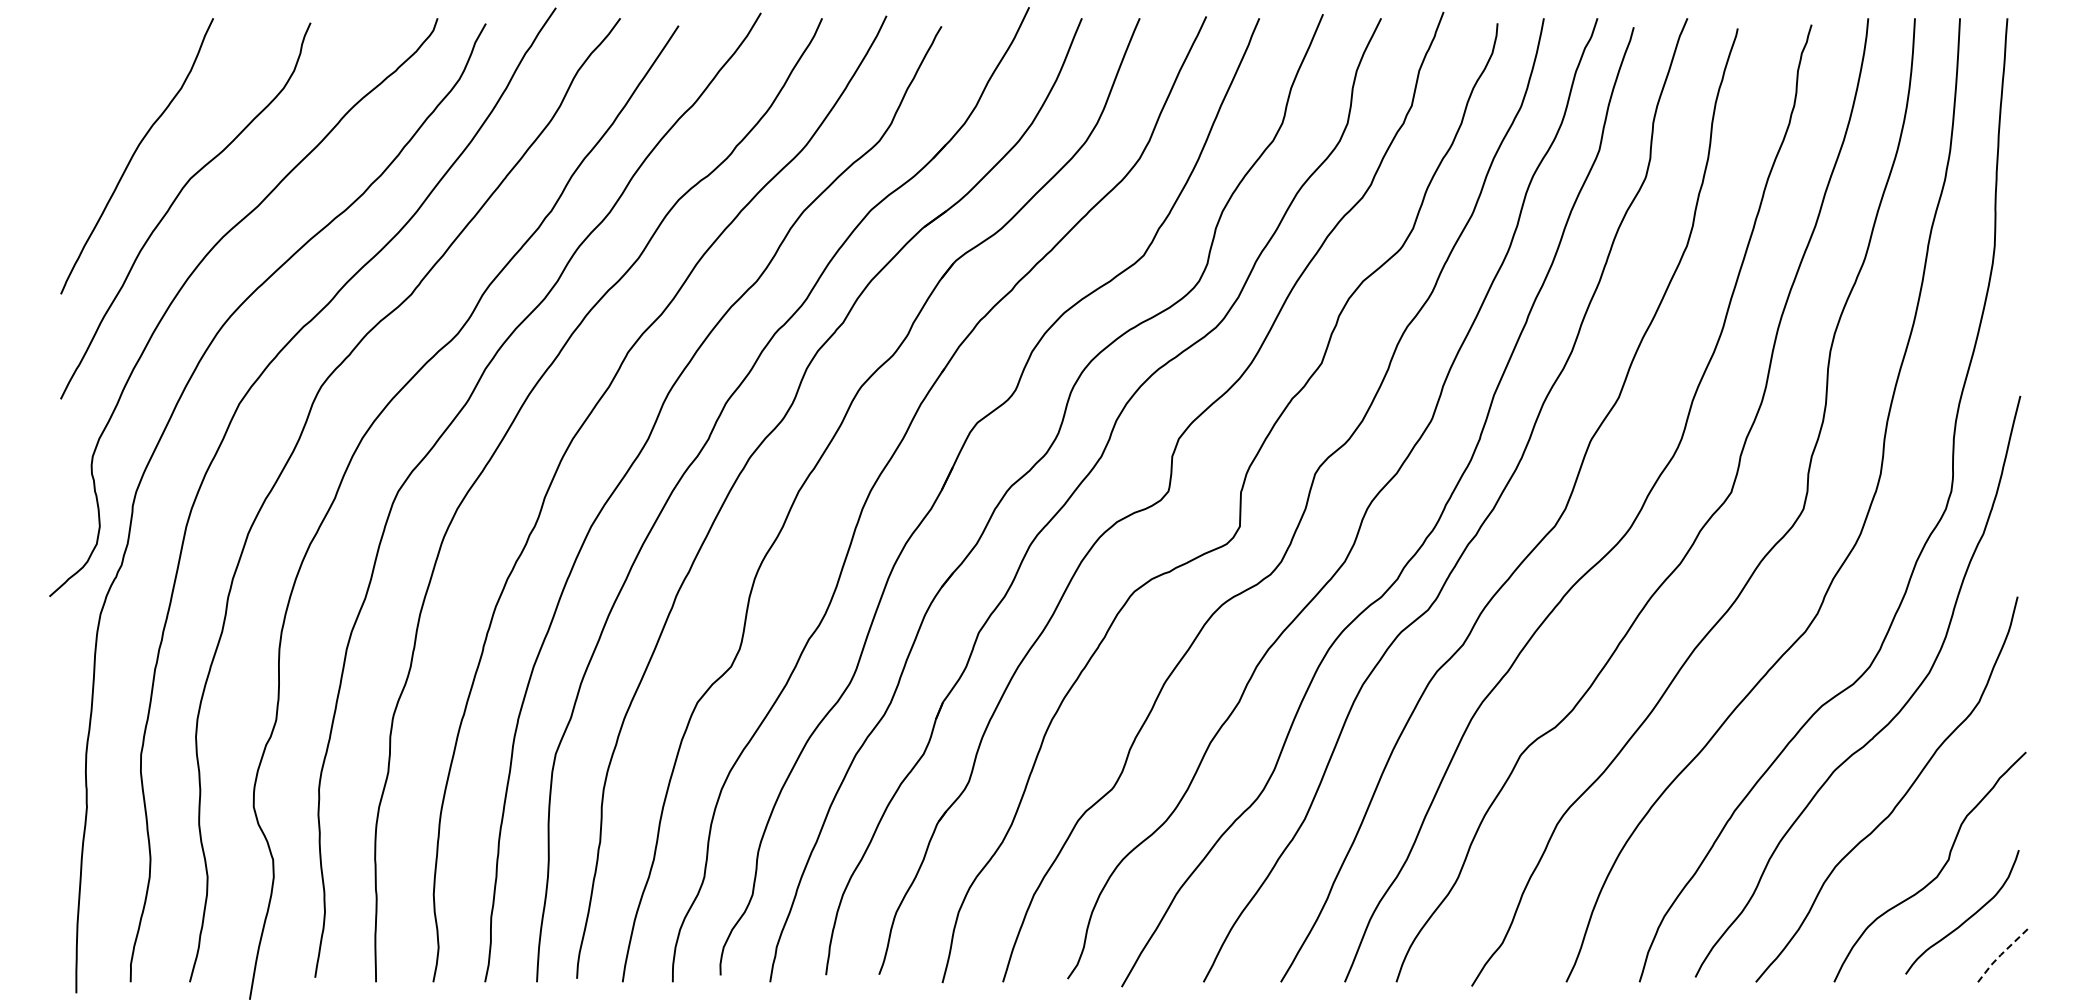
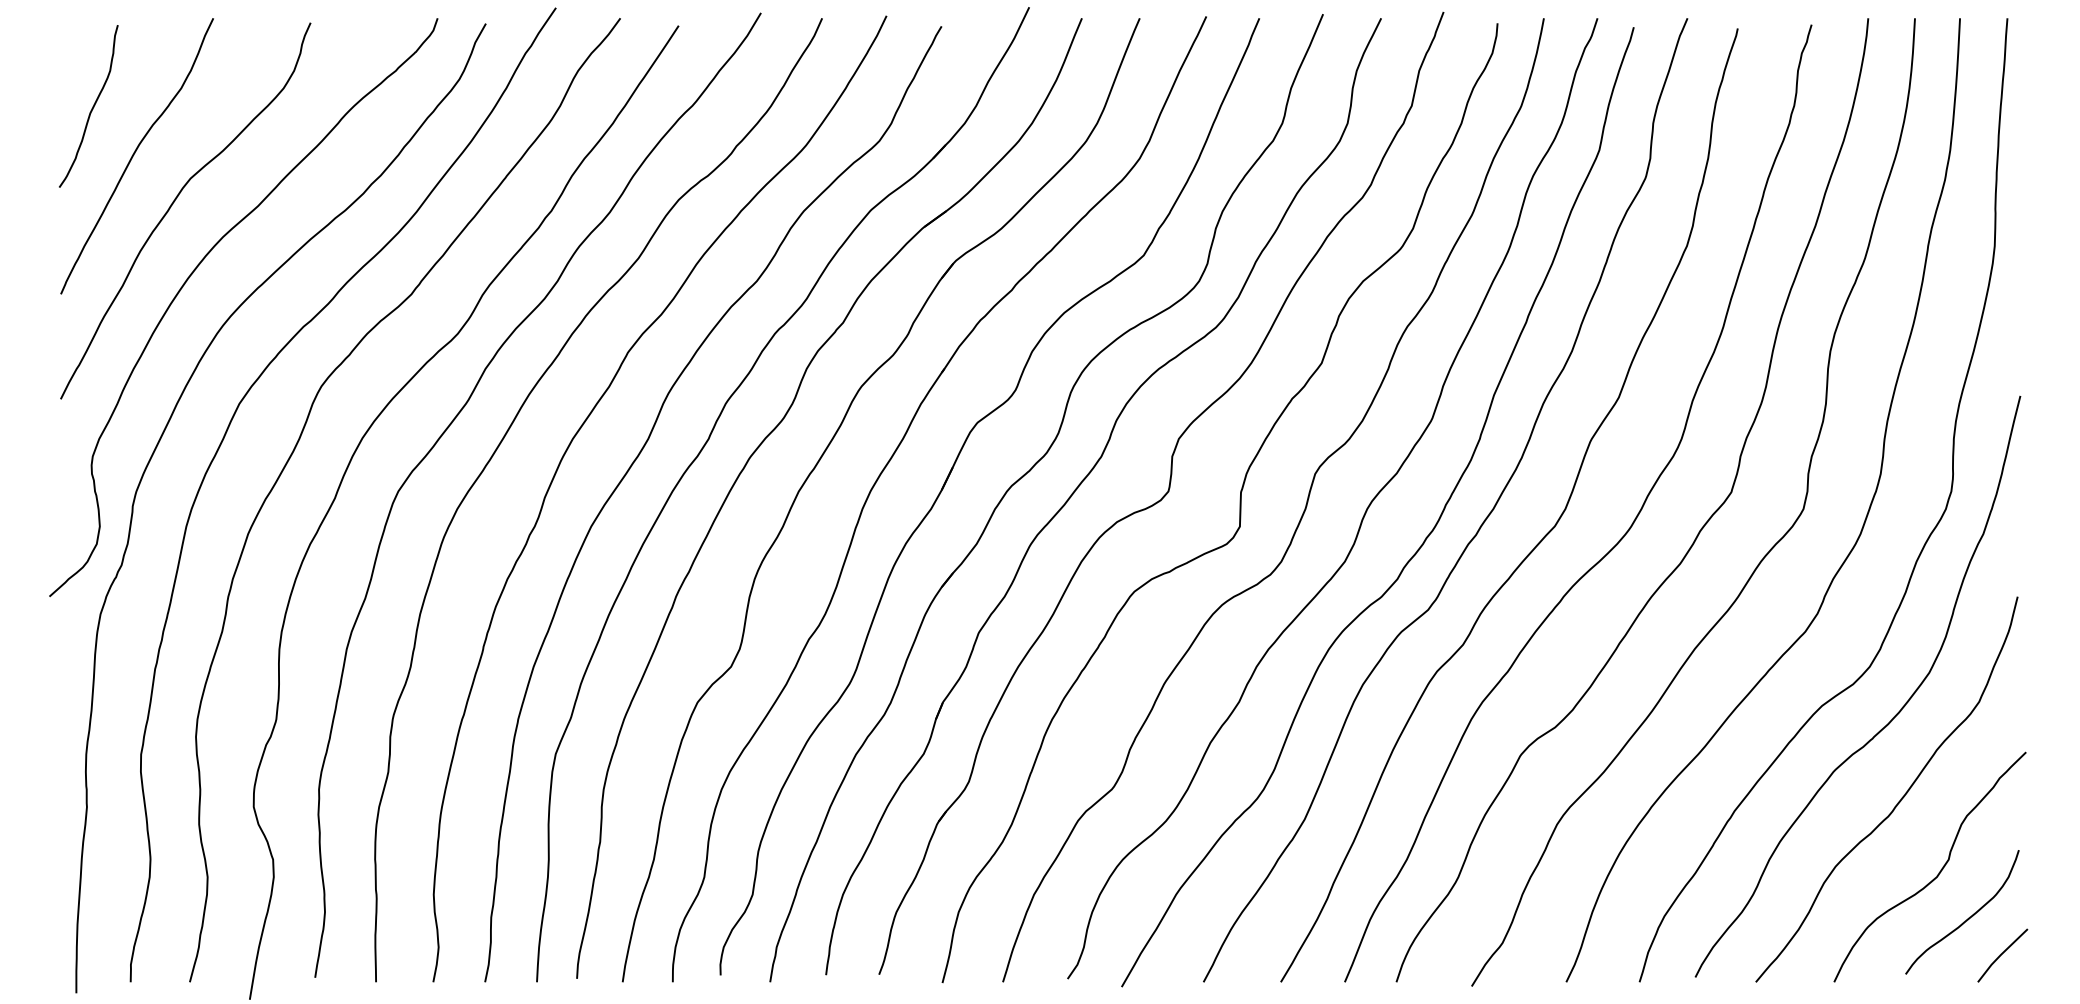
curve: none -> present (91, 108)
line: dashed -> solid (2000, 954)
